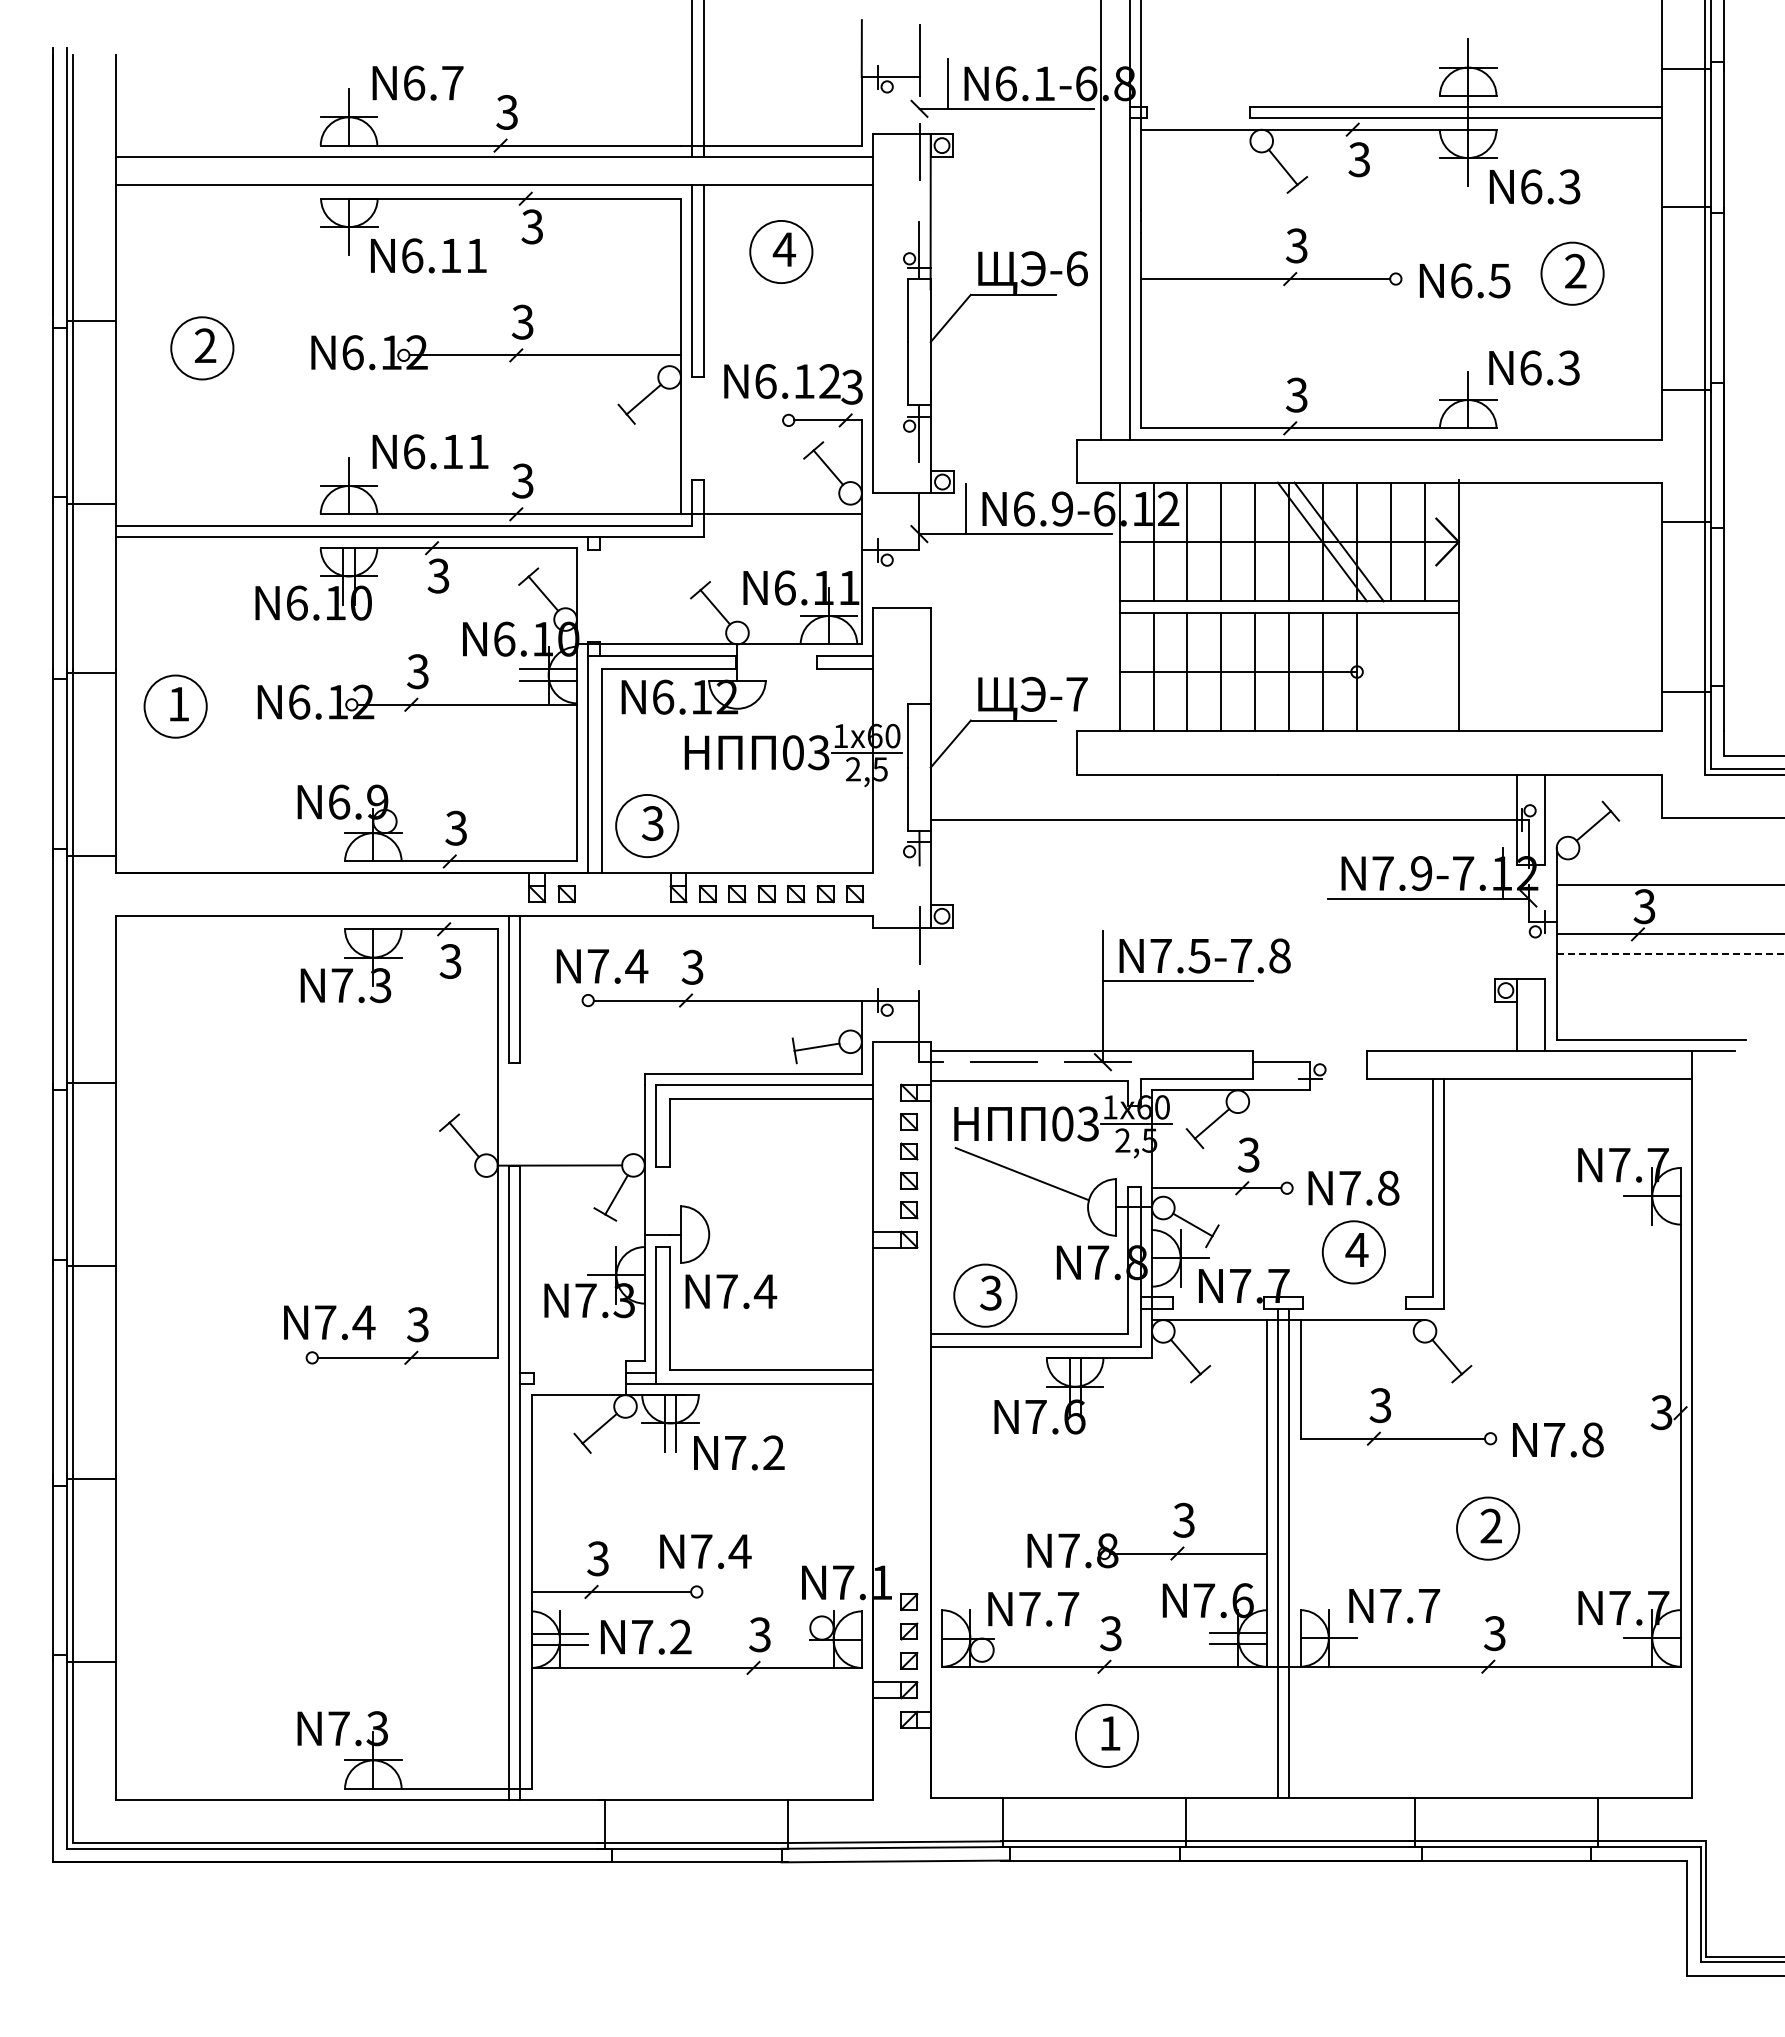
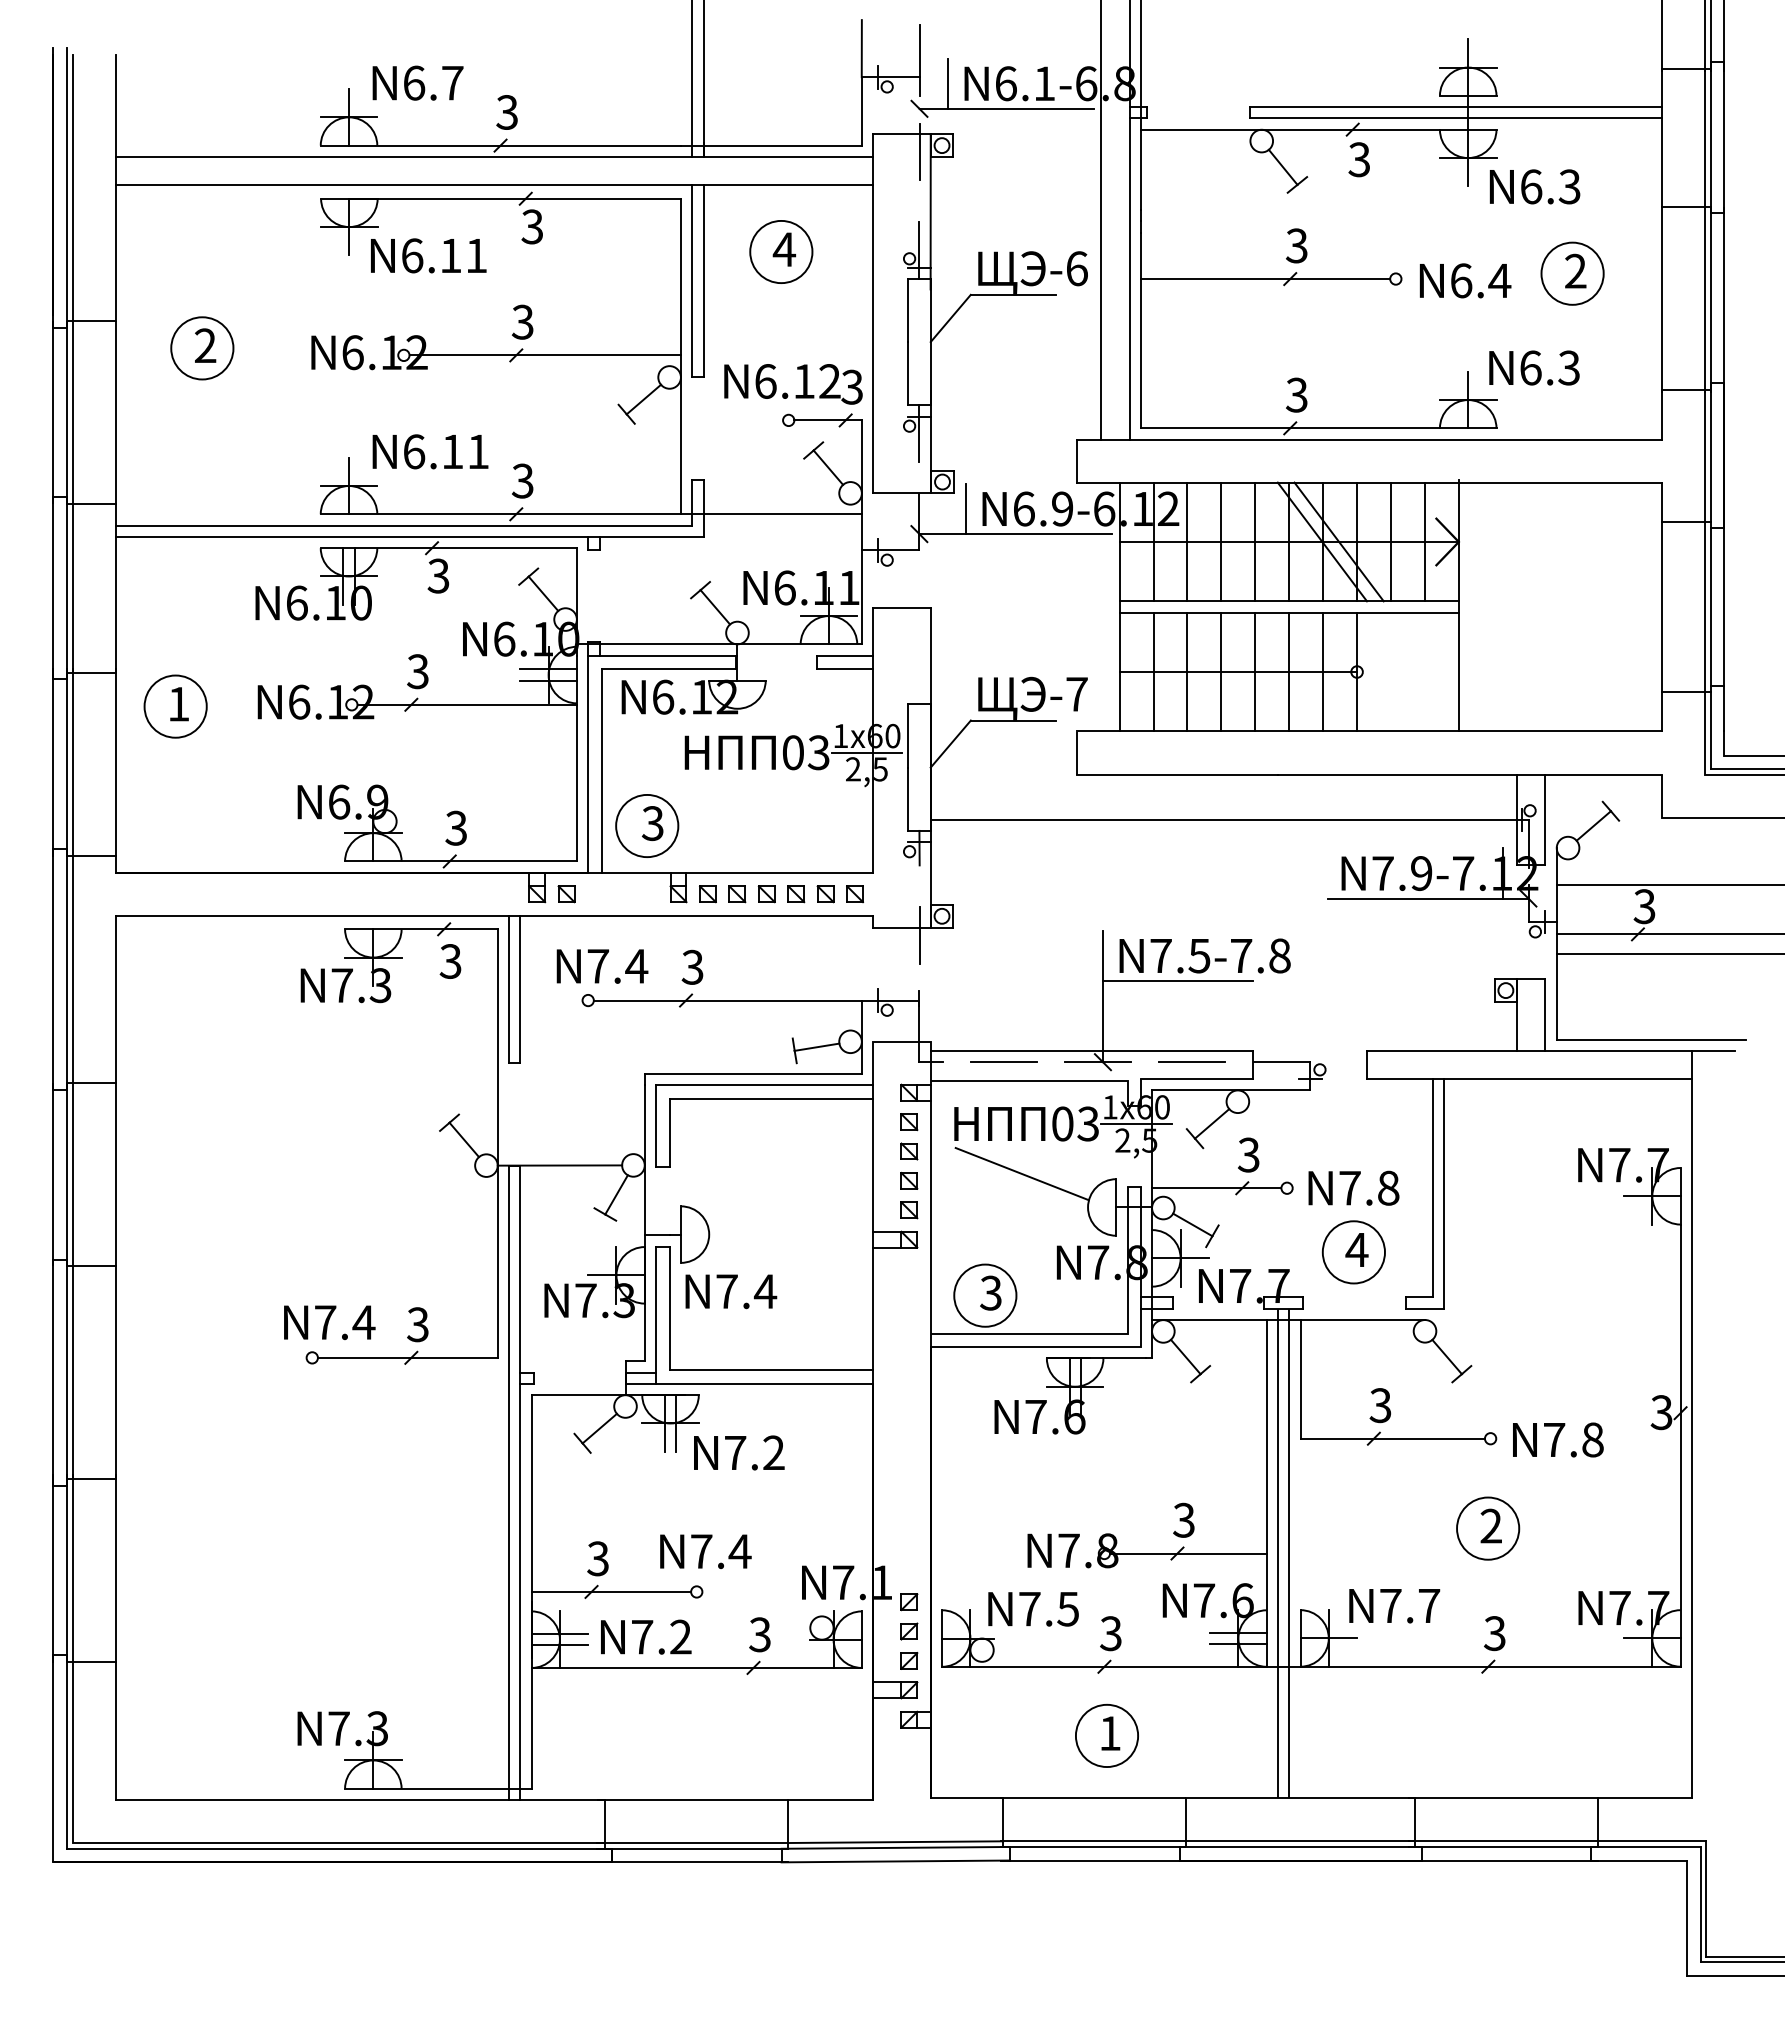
text: N6.5 -> N6.4 (1499, 281)
line: dashed -> solid (1670, 953)
line: none -> present (1191, 1062)
text: N7.7 -> N7.5 (1068, 1609)
